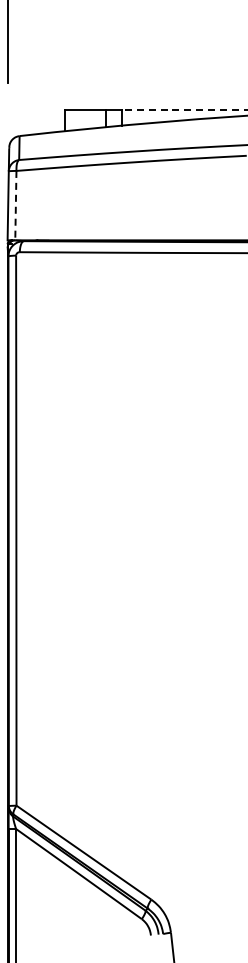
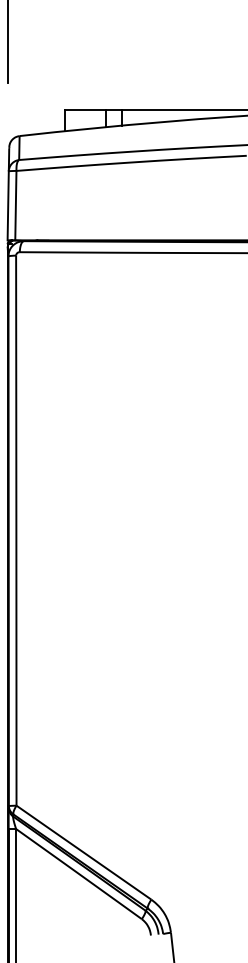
line: dashed -> solid (184, 109)
line: dashed -> solid (15, 205)
